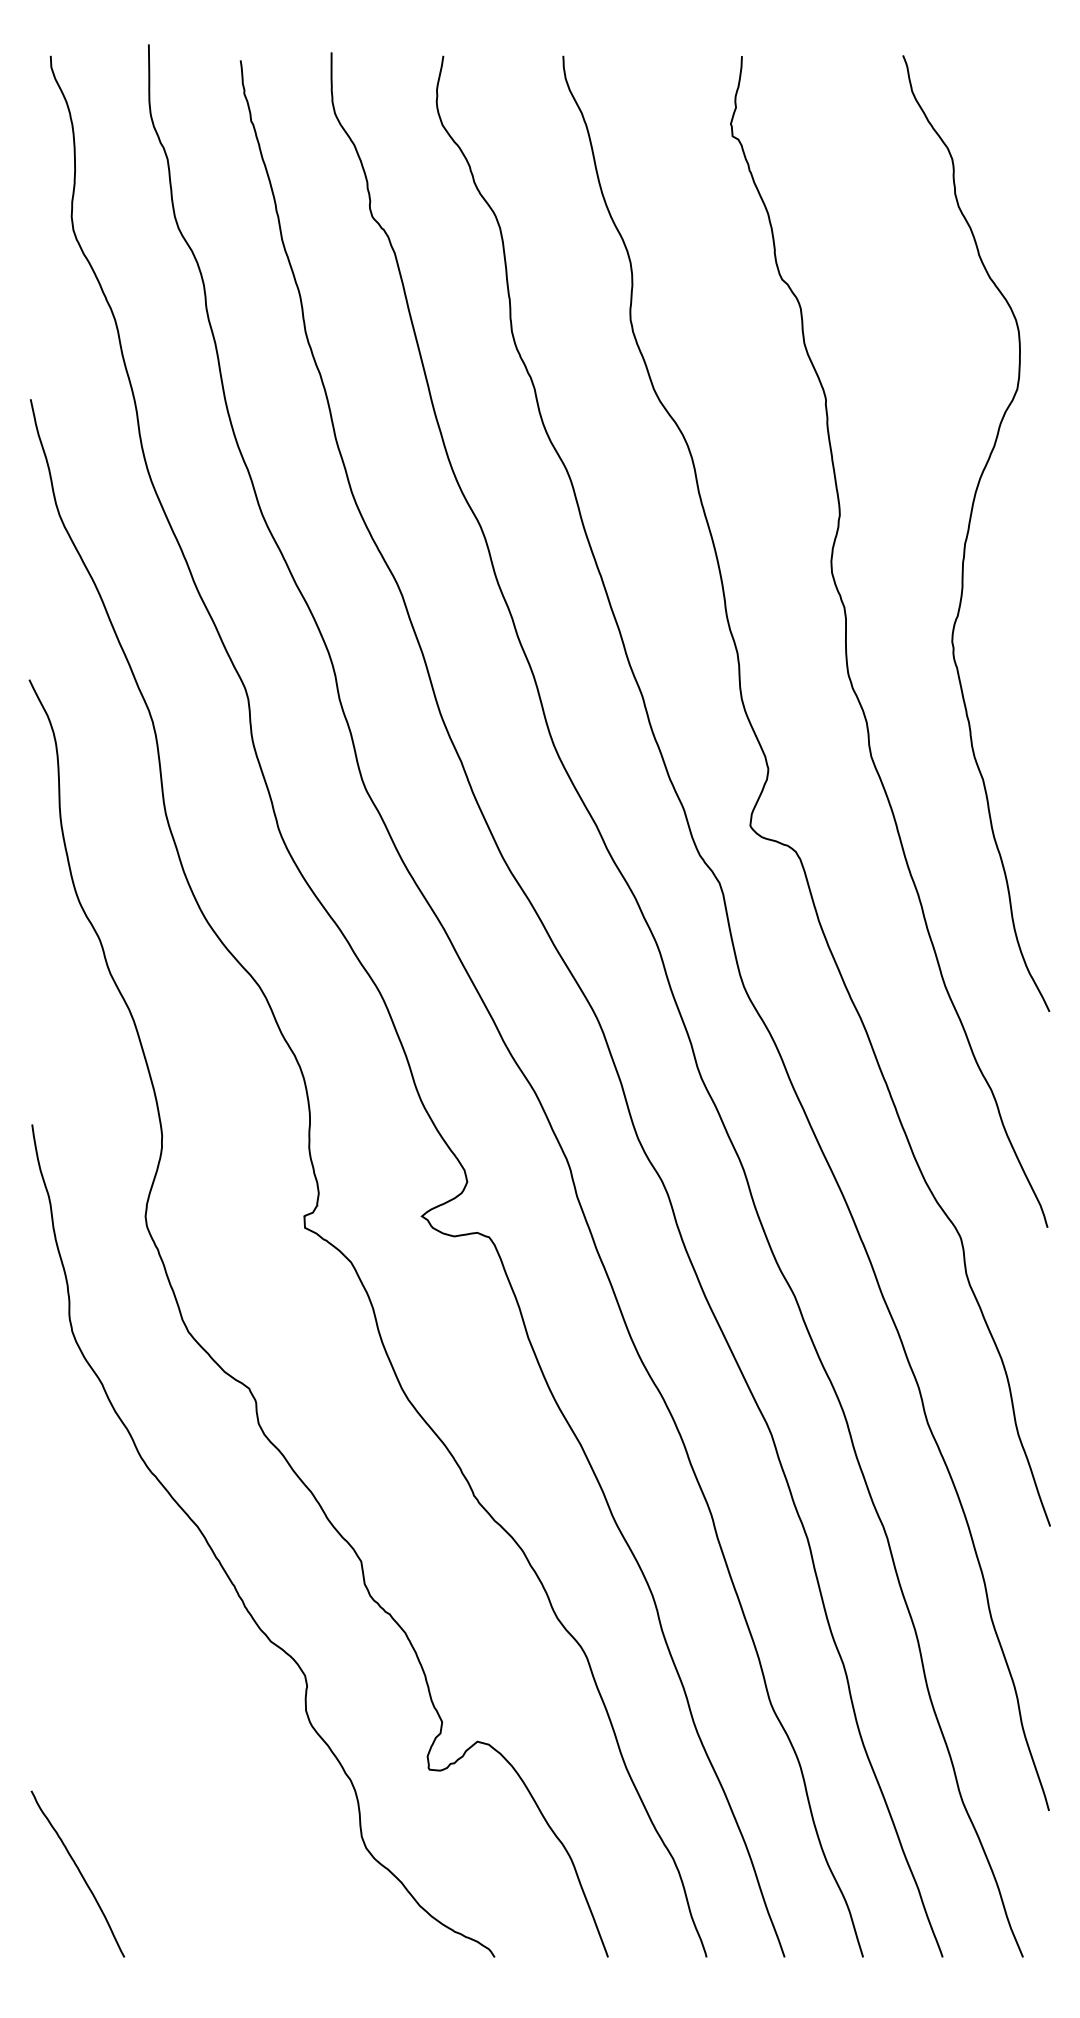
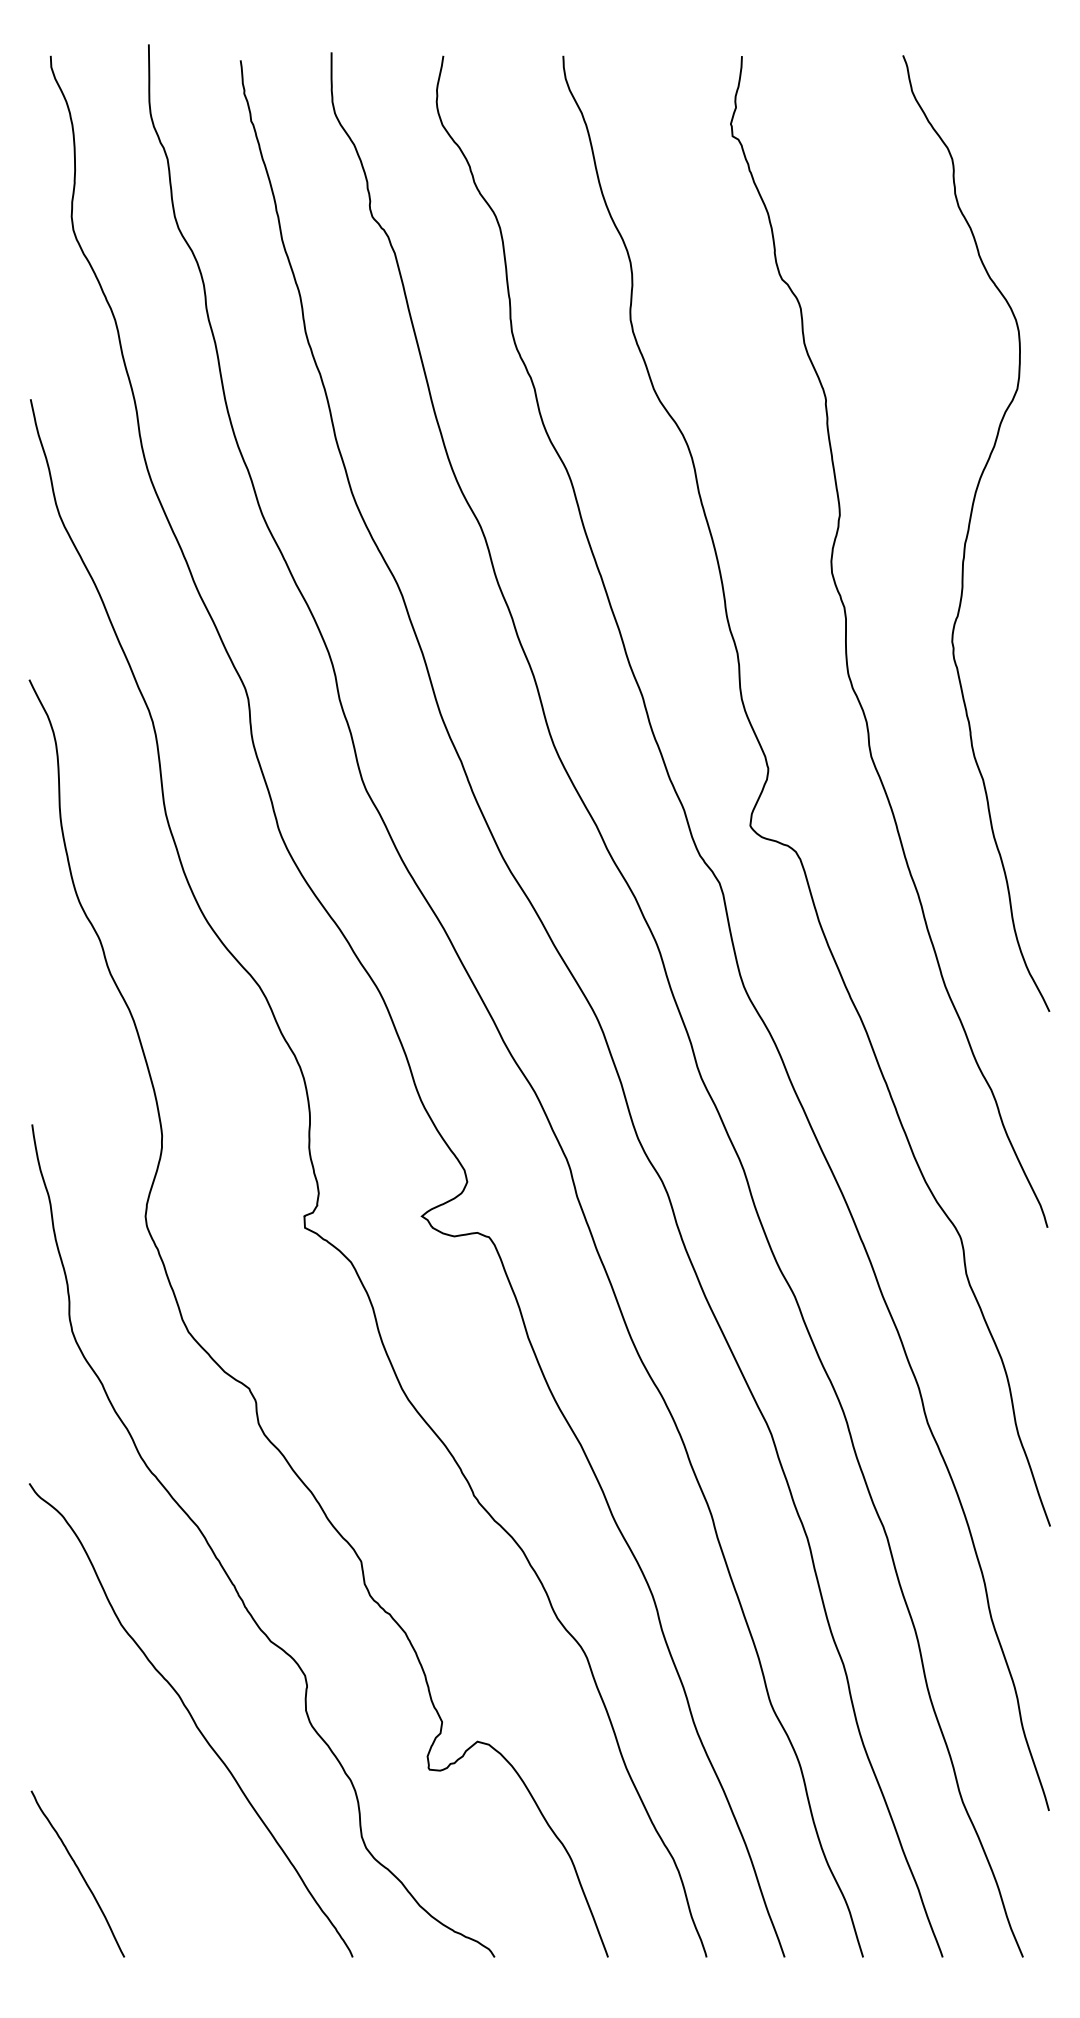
curve: none -> present (192, 1720)
